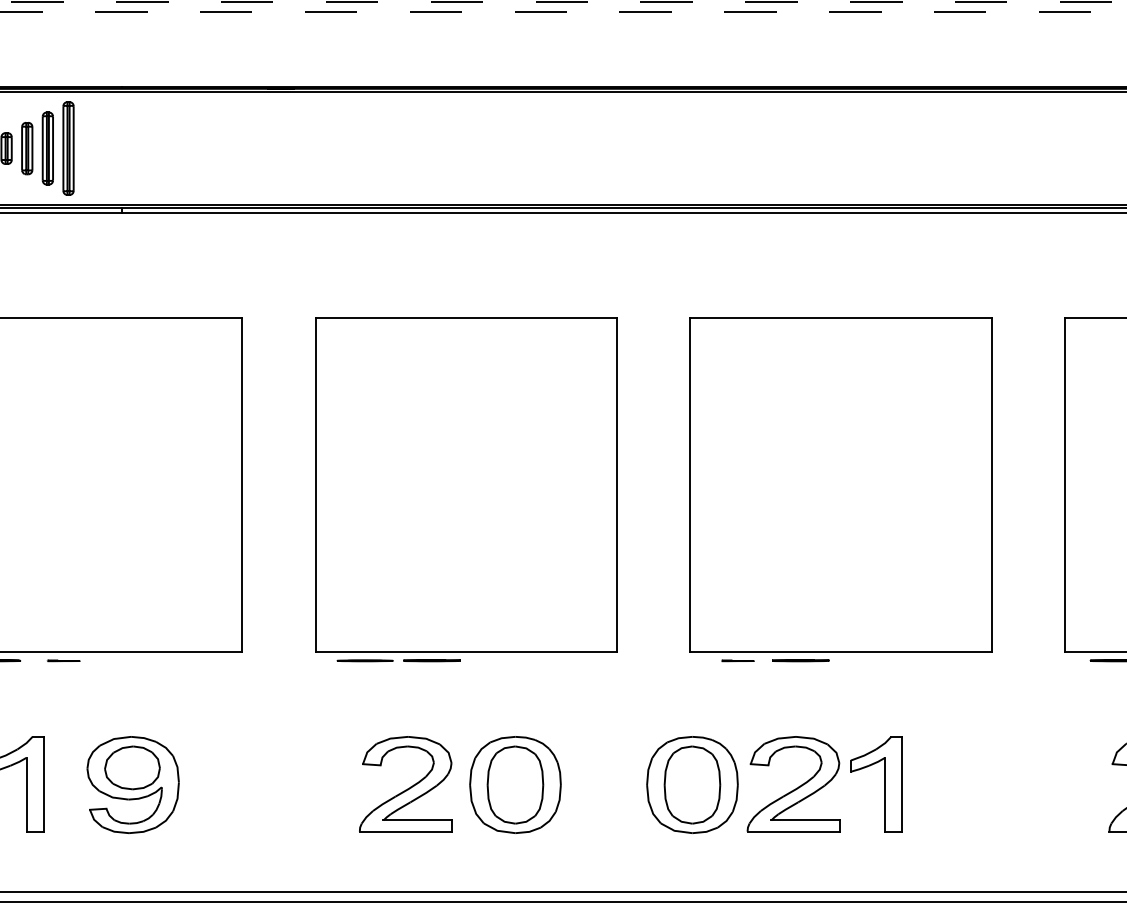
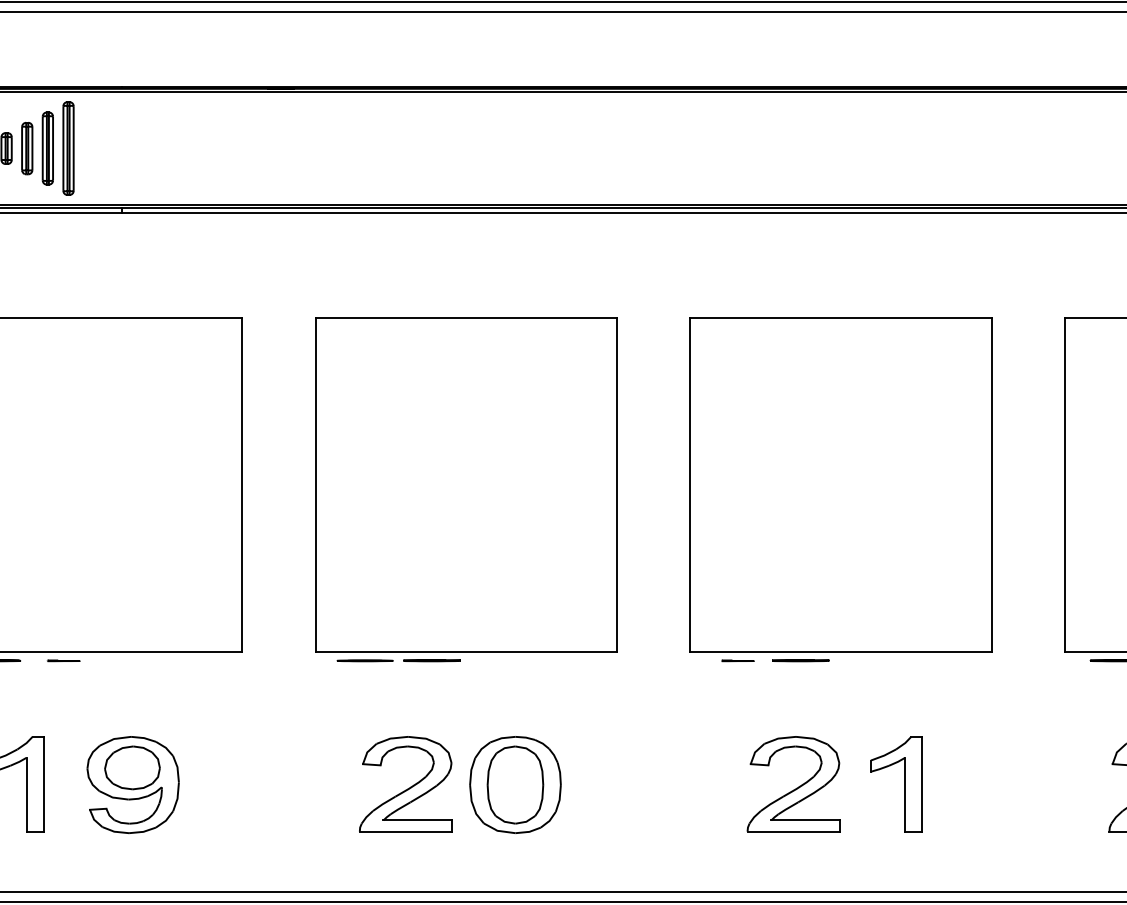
line: dashed -> solid (563, 2)
line: dashed -> solid (563, 12)
part: present -> none (692, 784)
part position: (884, 784) -> (904, 784) (904, 784)
